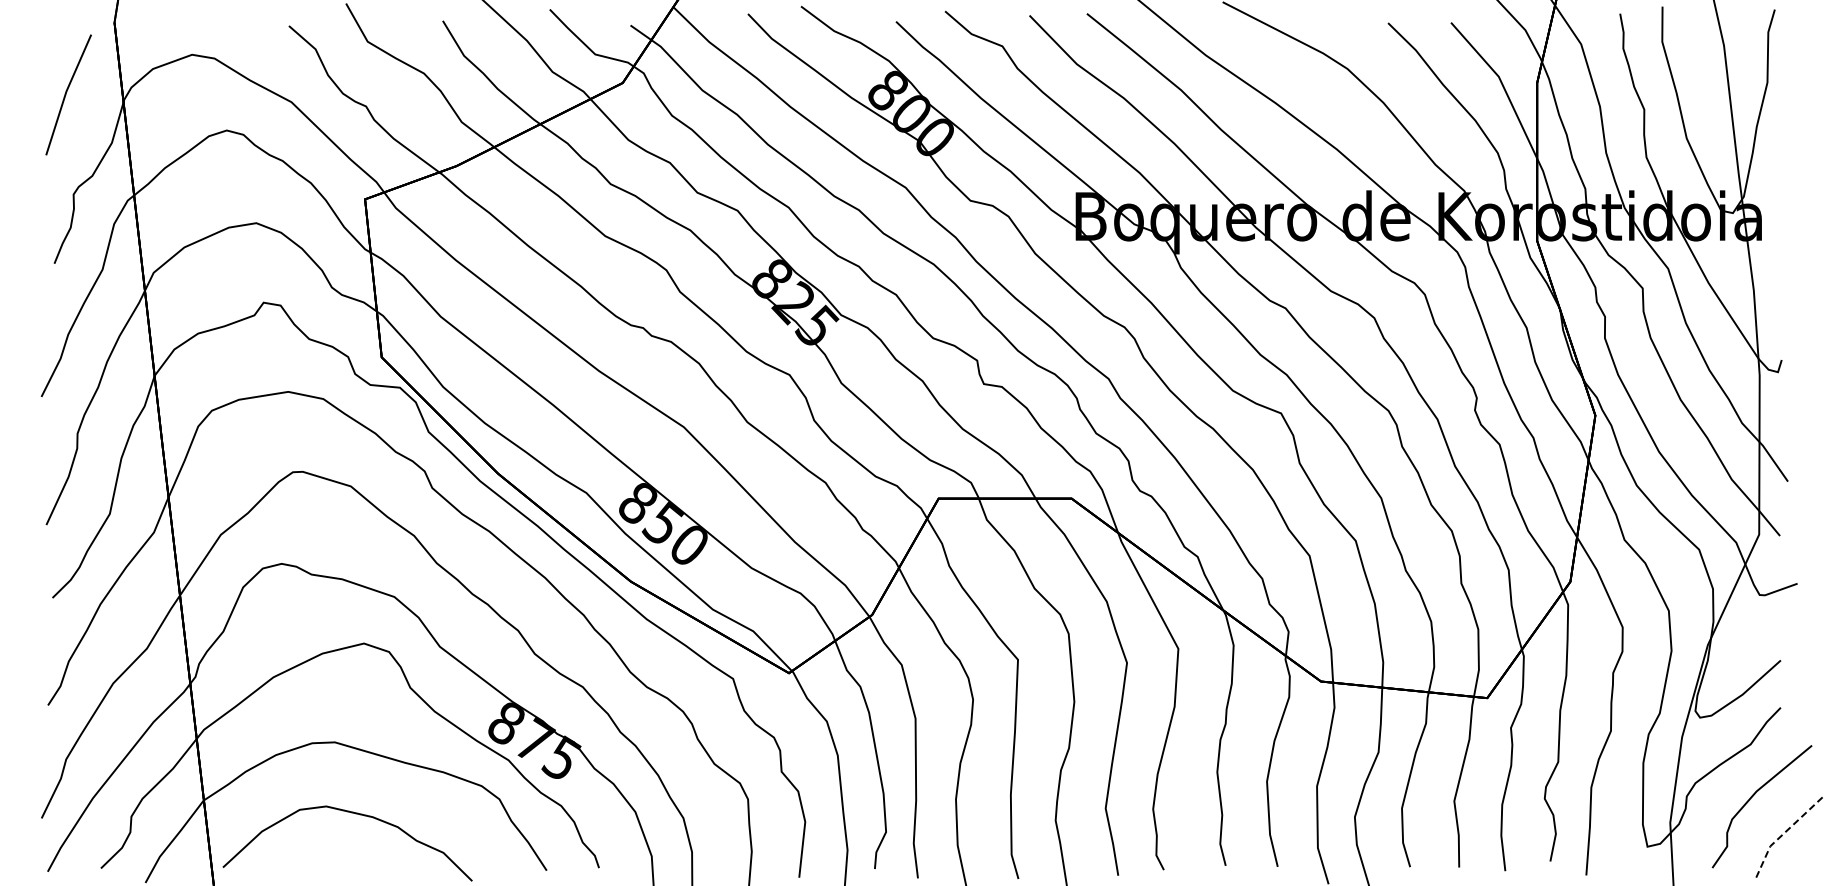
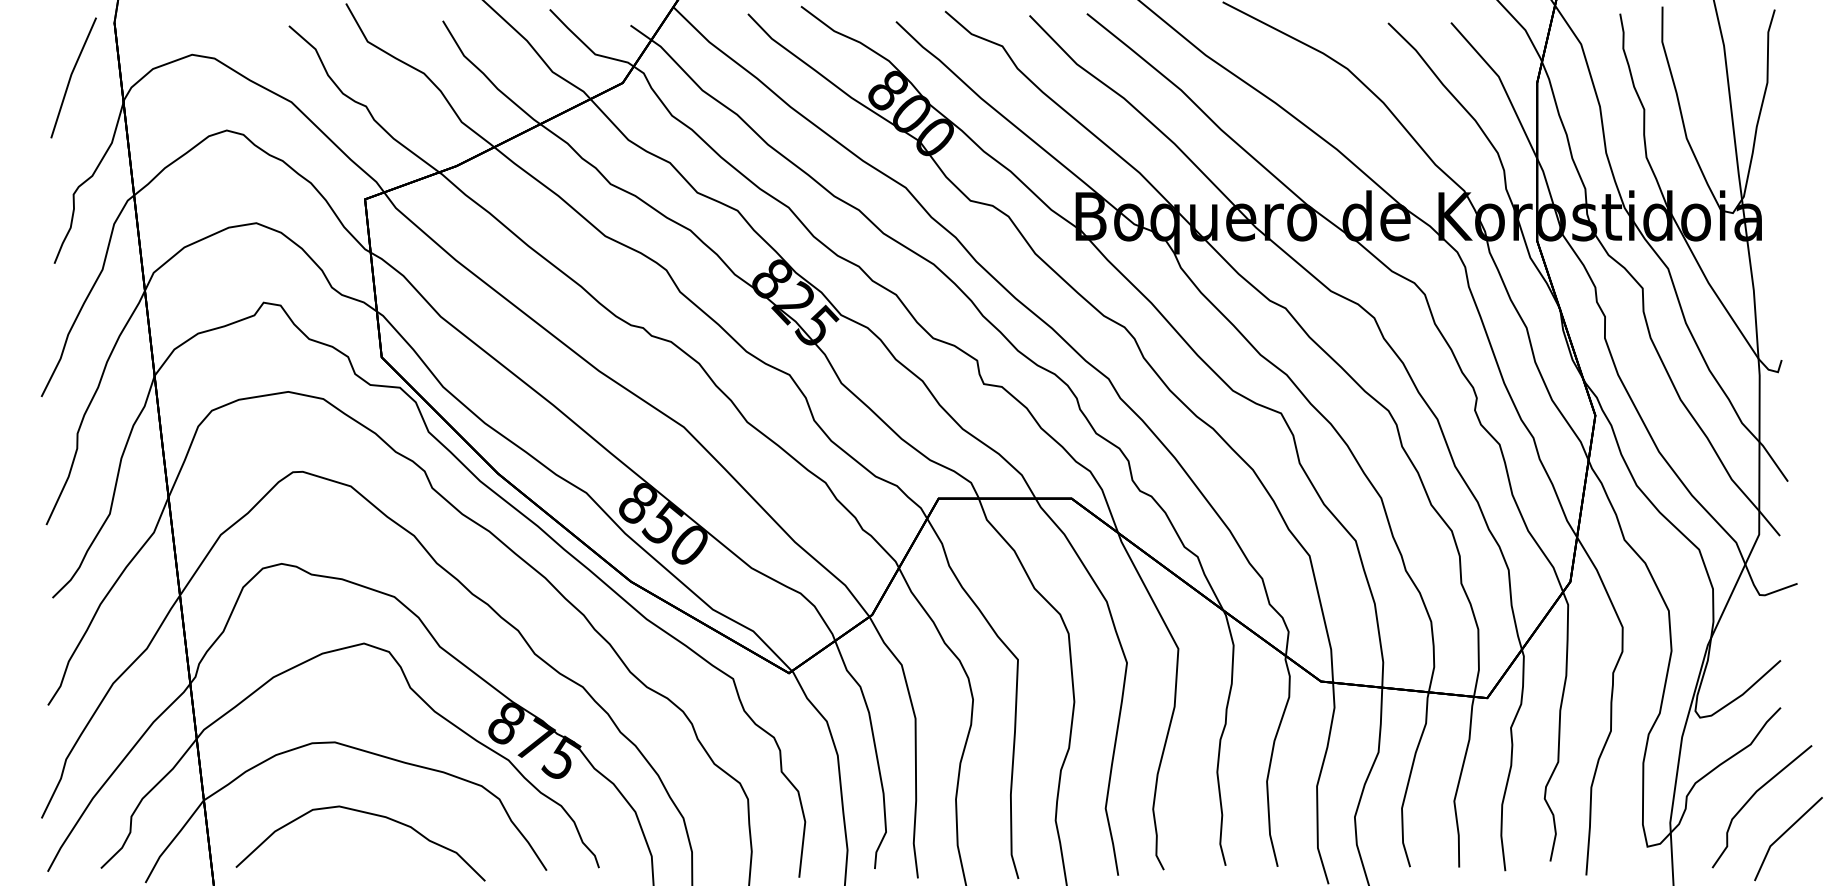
line position: (66, 94) -> (71, 77) (71, 77)
curve position: (355, 814) -> (368, 814) (368, 814)
line: dashed -> solid (1781, 835)
